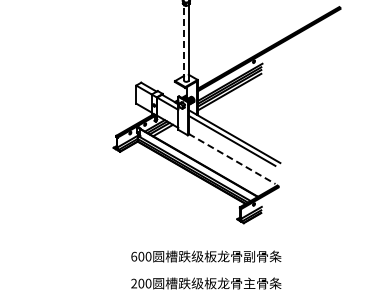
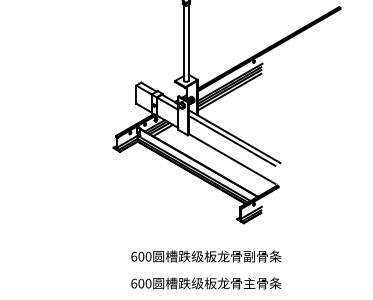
line: dashed -> solid (184, 42)
line: dashed -> solid (232, 159)
text: 200 -> 600 (134, 283)
